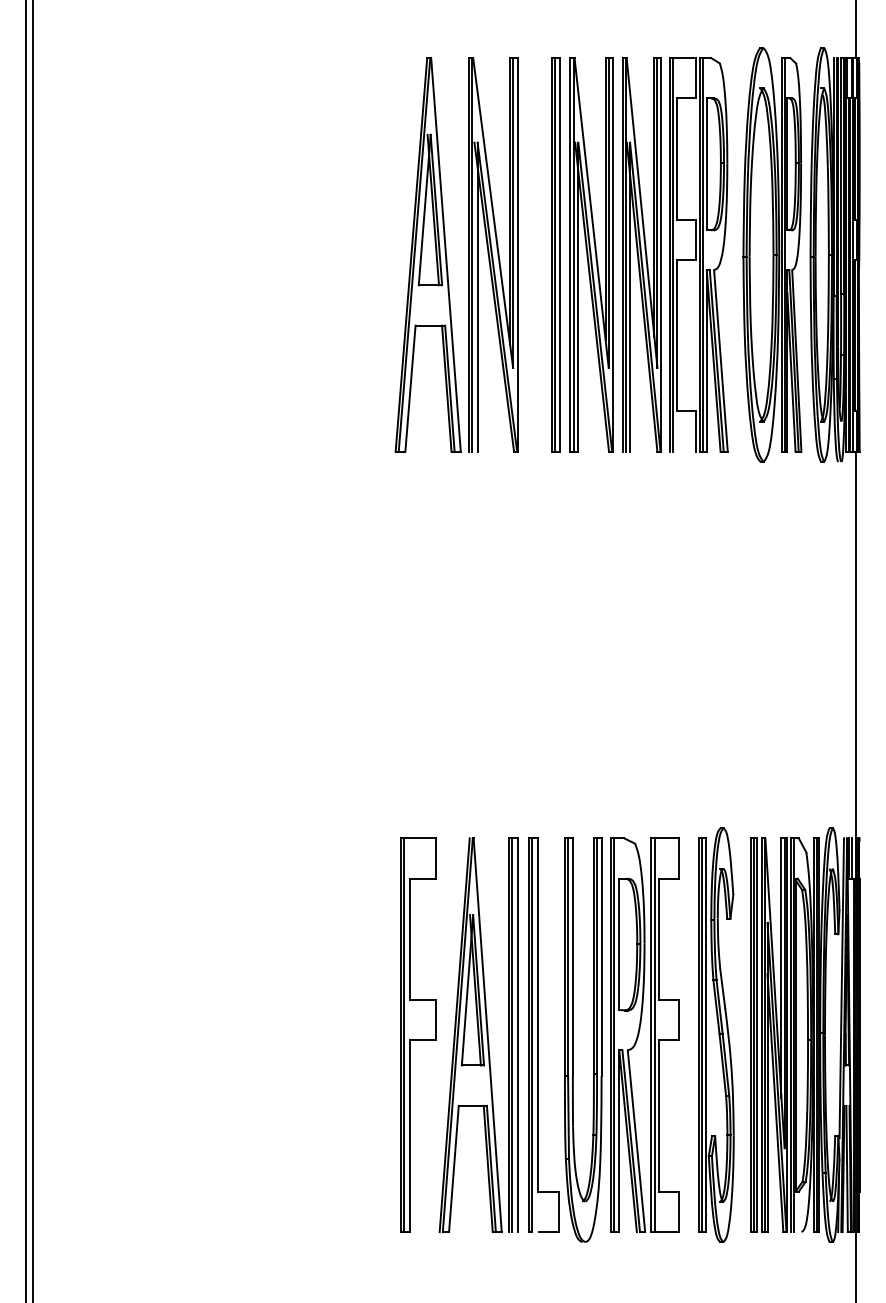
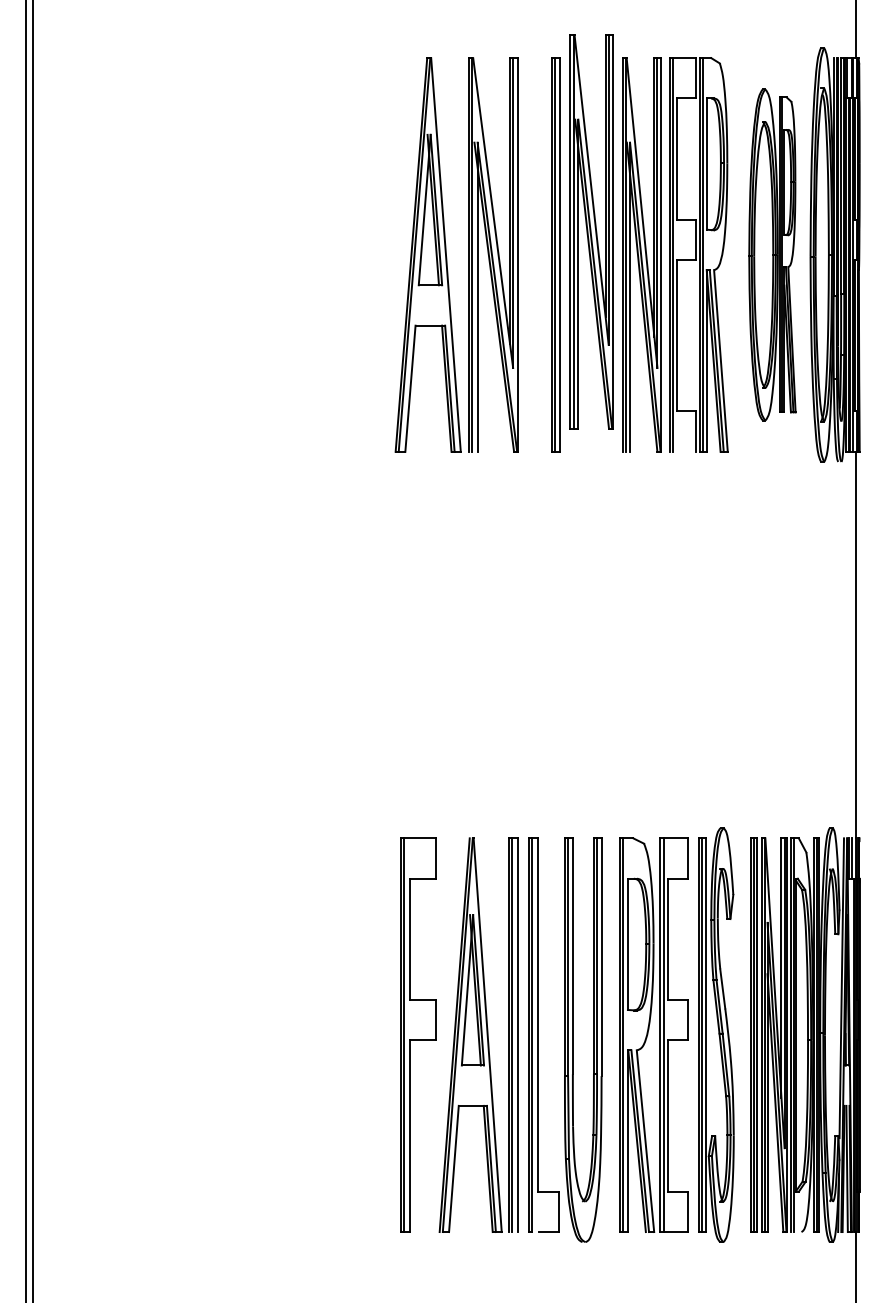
part position: (591, 254) -> (591, 231) (591, 231)
part size: 61x416 px -> 49x334 px (772, 254)
part position: (644, 1034) -> (653, 1034) (653, 1034)
